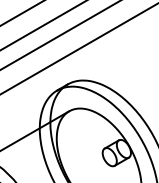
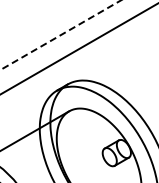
line: present -> none (21, 13)
line: present -> none (42, 25)
line: solid -> dashed (60, 35)
